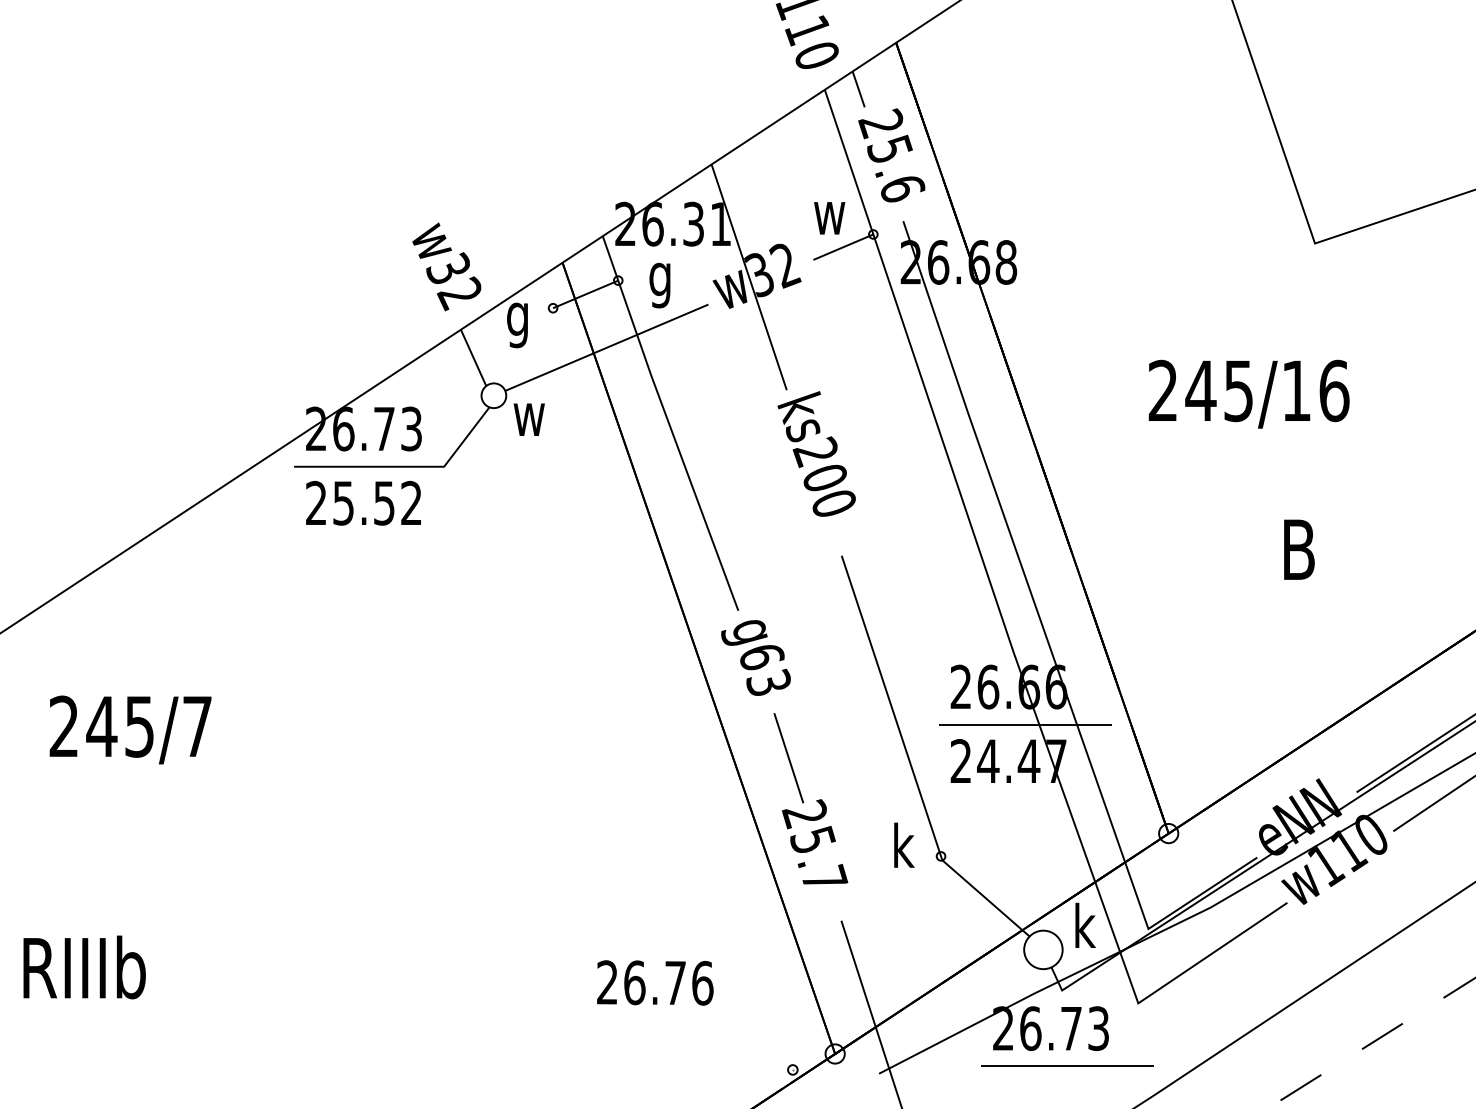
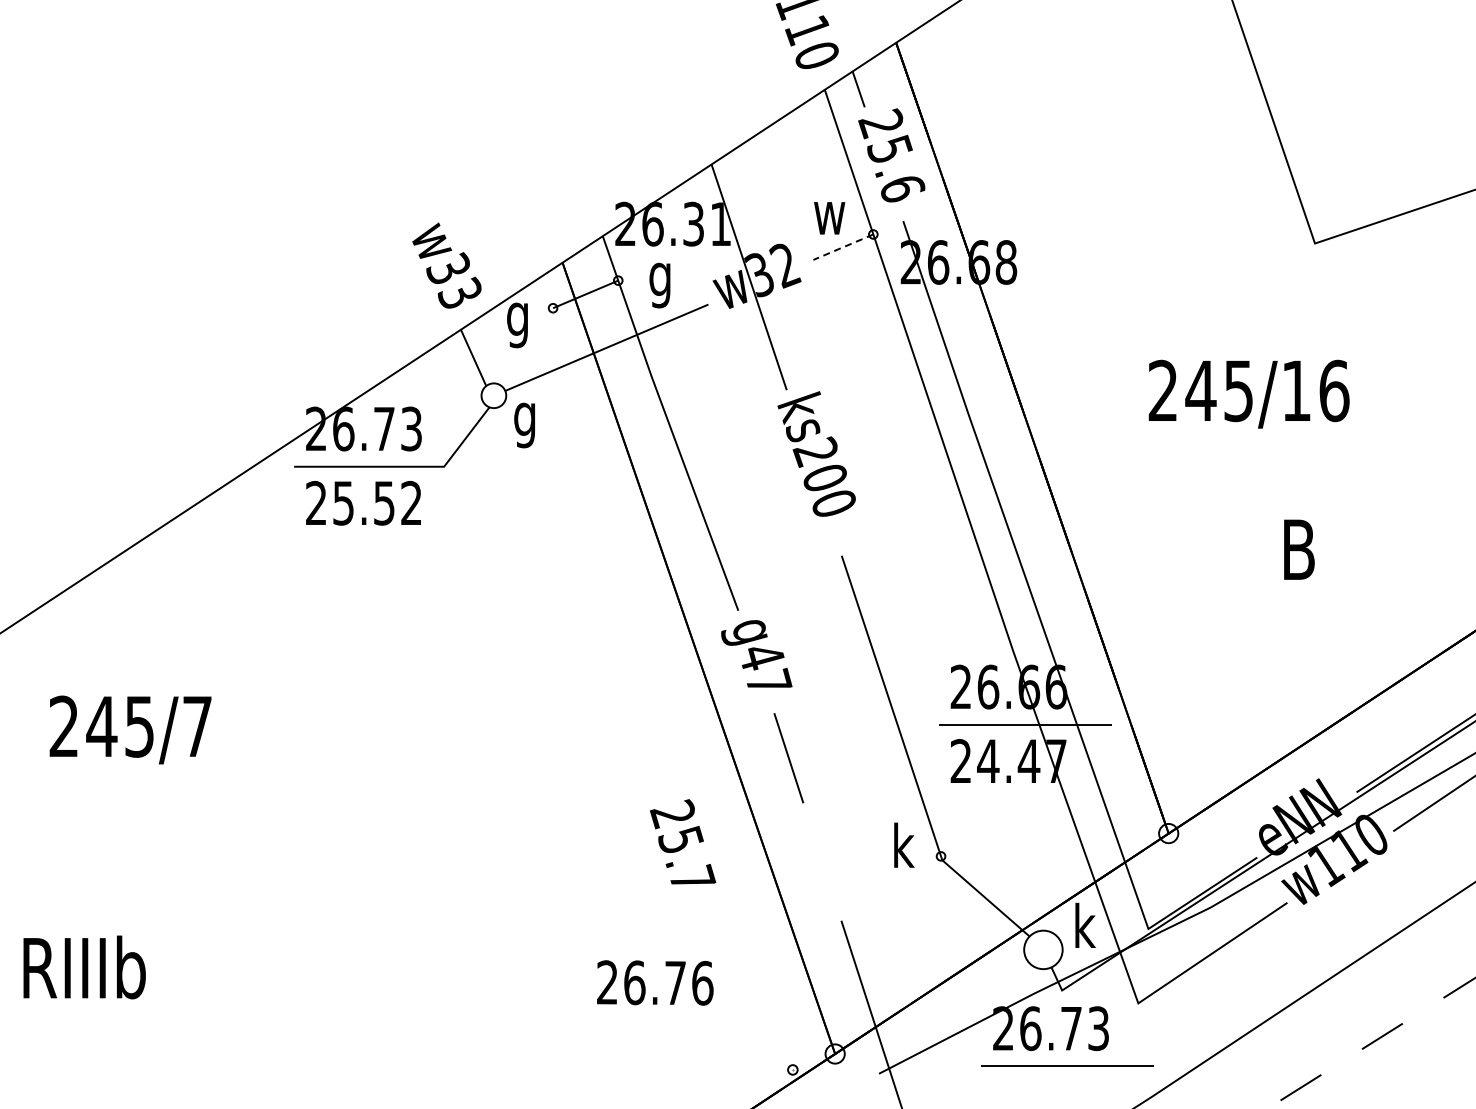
line: solid -> dashed (843, 247)
text: w32 -> w33 (458, 293)
text: w -> g (528, 425)
text: g63 -> g47 (766, 670)
text position: (815, 841) -> (683, 841) (683, 841)
